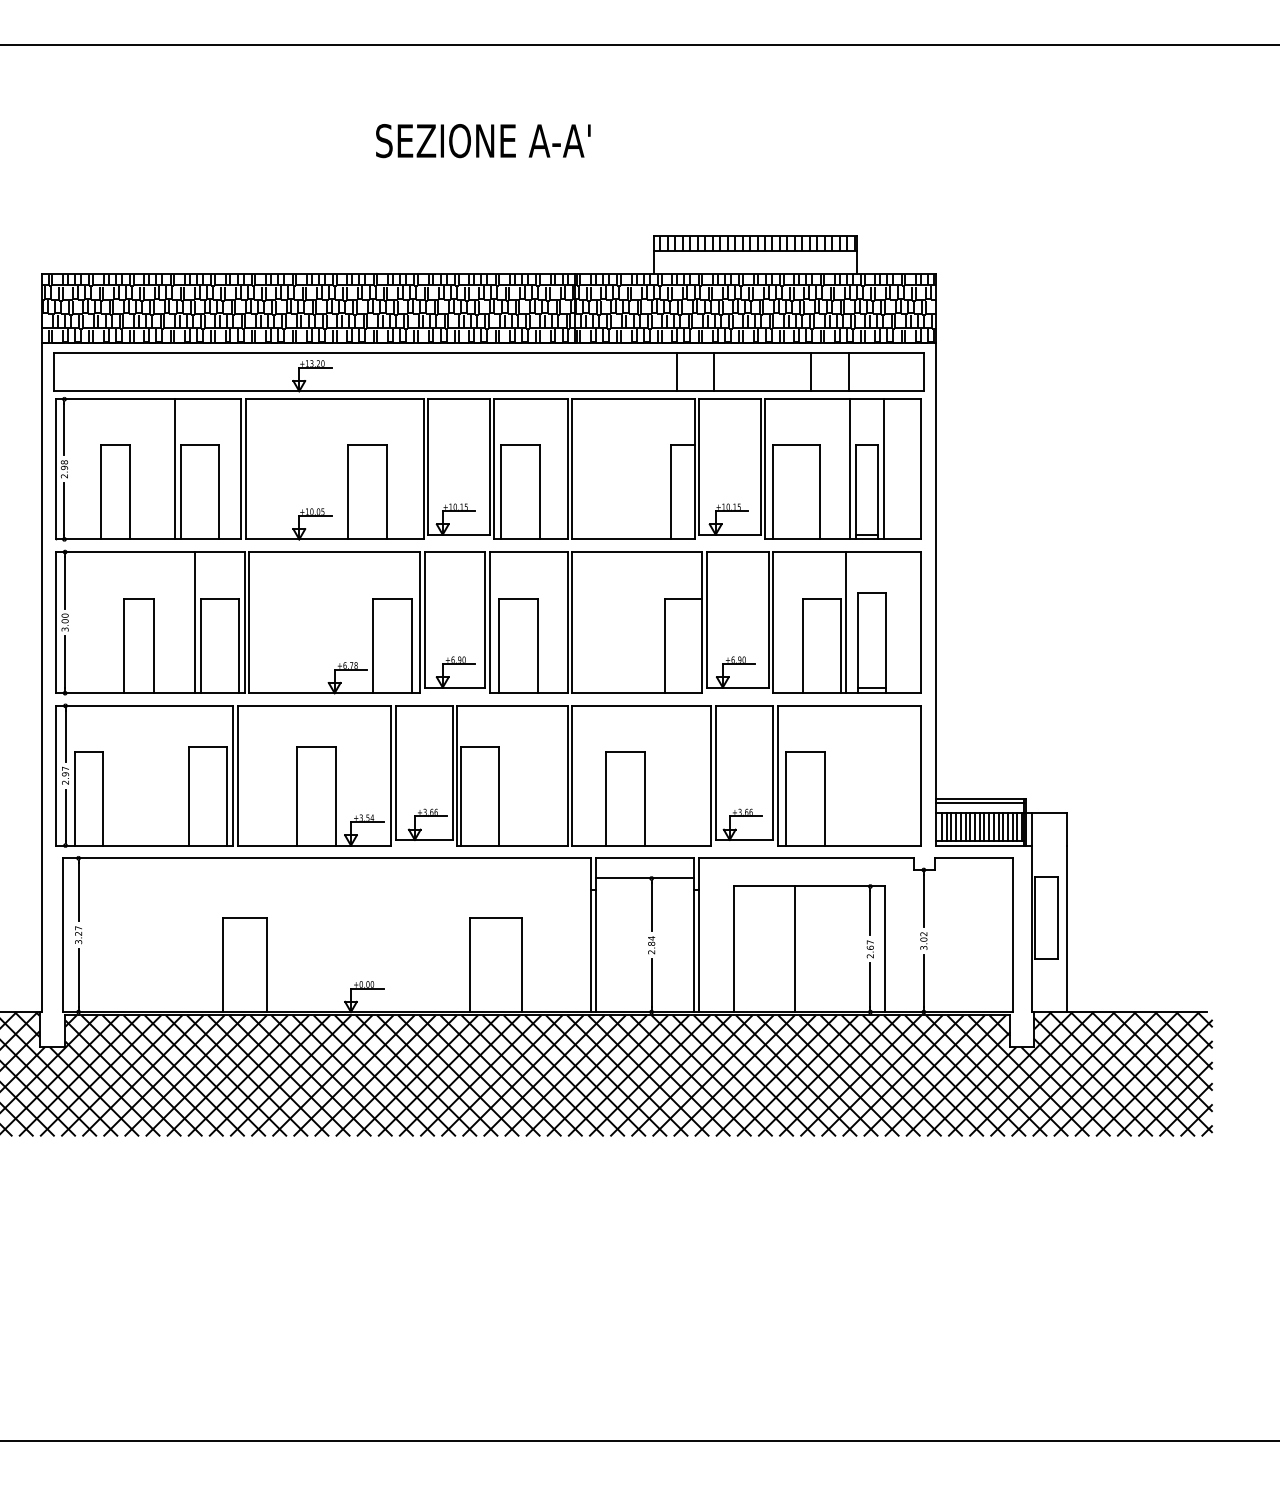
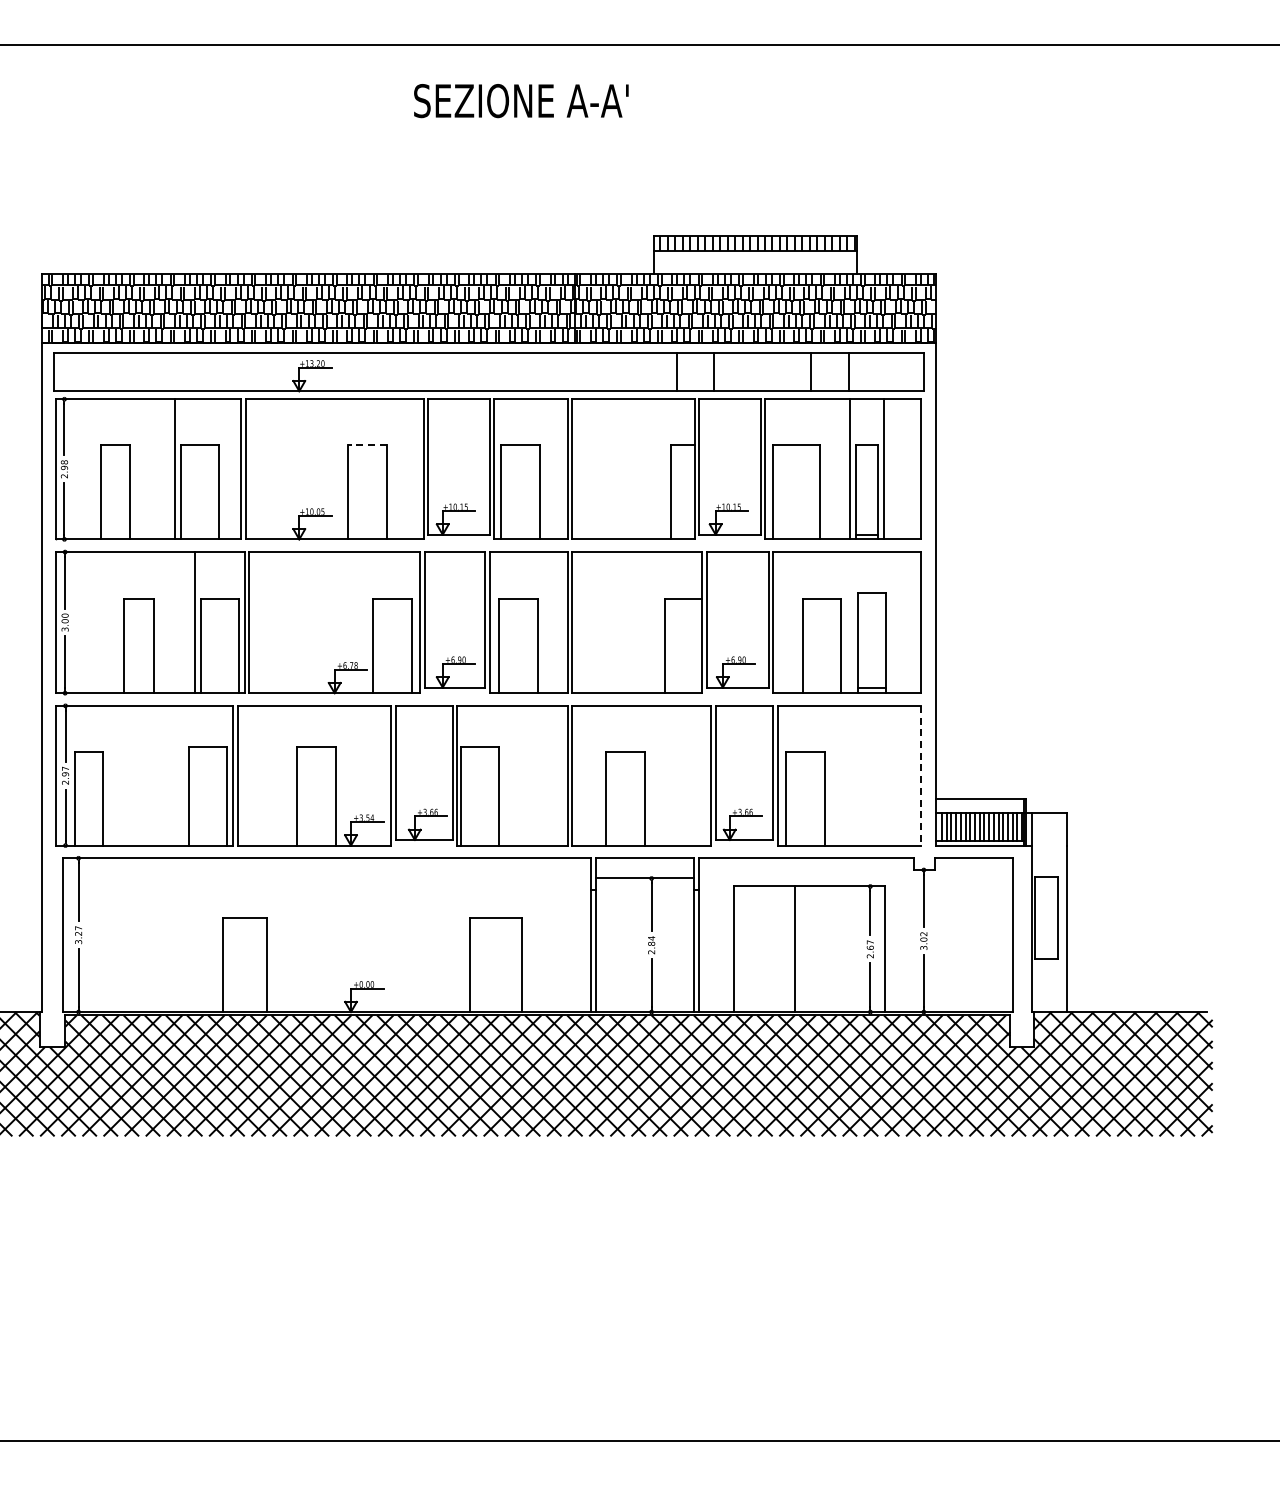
text position: (483, 141) -> (521, 101) (521, 101)
line: solid -> dashed (366, 445)
line: present -> none (846, 622)
line: solid -> dashed (921, 775)
line: present -> none (979, 803)
